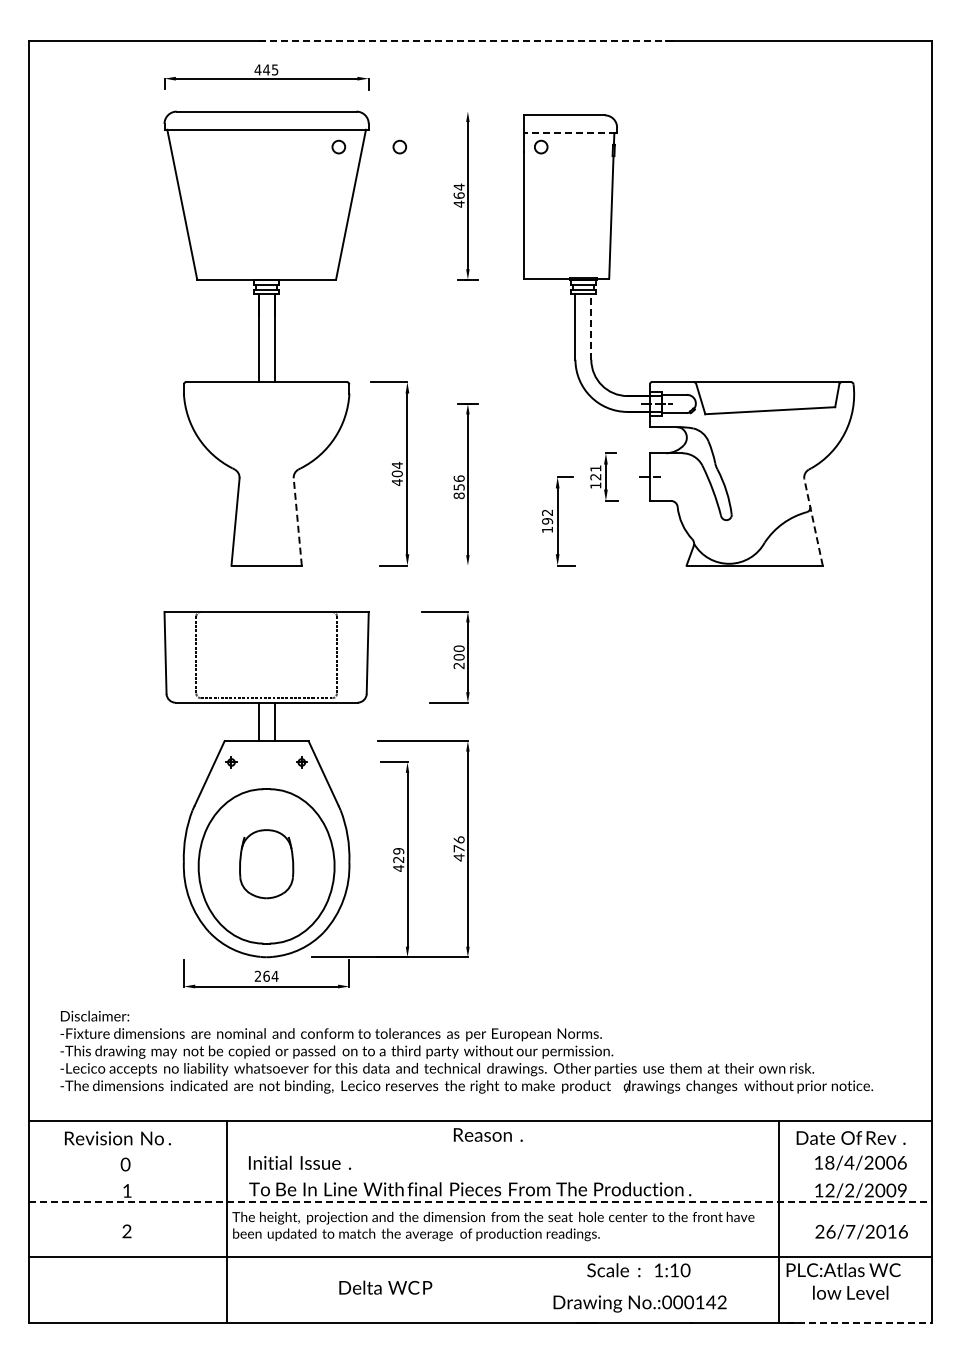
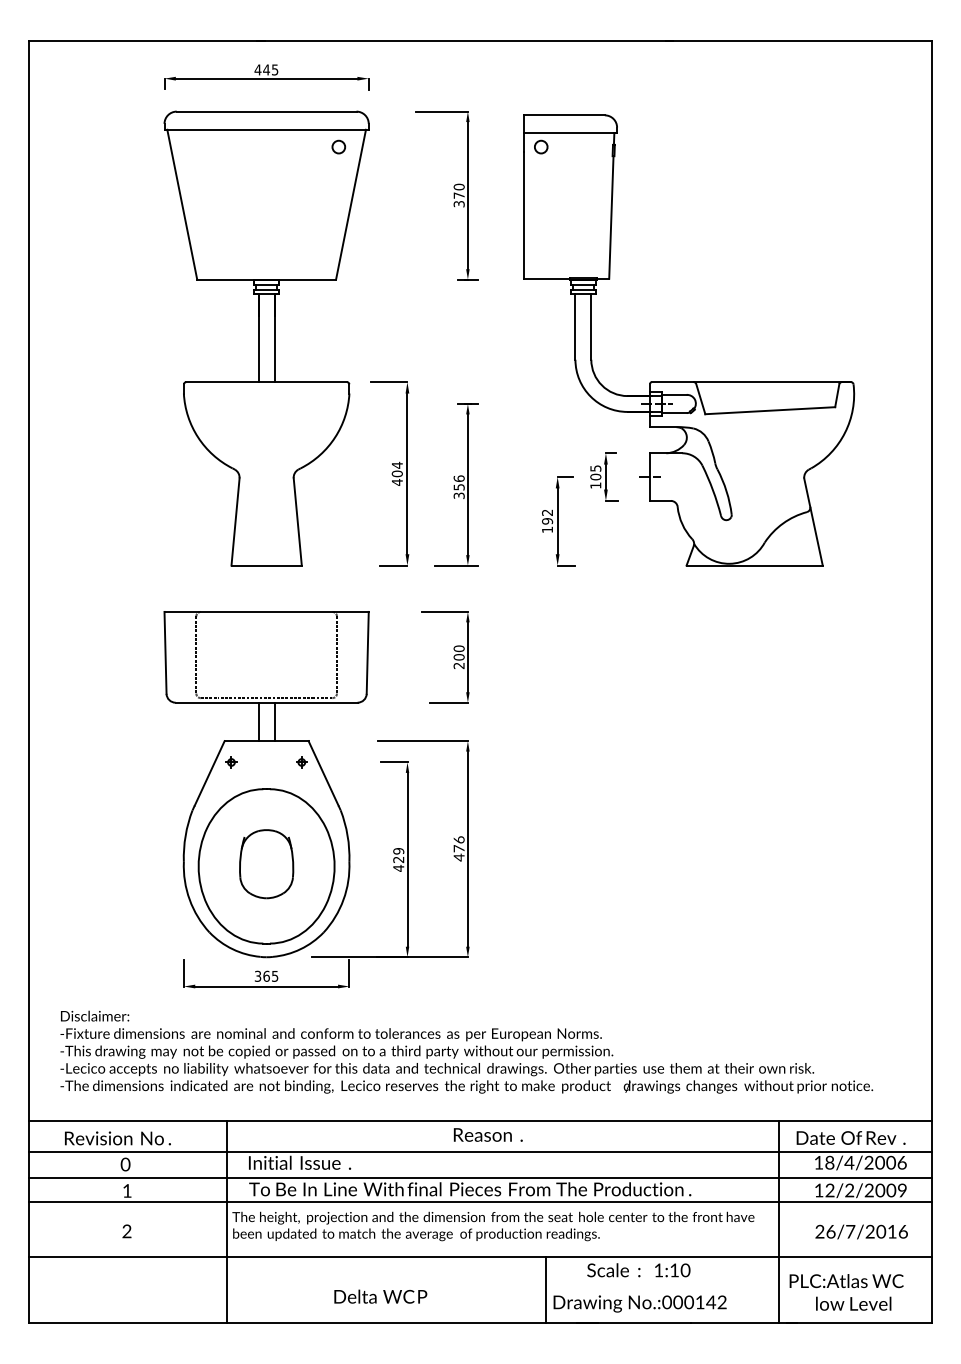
line: dashed -> solid (465, 40)
line: none -> present (441, 111)
line: dashed -> solid (569, 133)
circle: present -> none (399, 146)
text: 464 -> 370 (458, 195)
line: dashed -> solid (591, 327)
text: 121 -> 105 (595, 472)
text: 856 -> 356 (458, 495)
line: dashed -> solid (297, 521)
line: dashed -> solid (813, 521)
line: none -> present (456, 565)
text: 264 -> 365 (266, 976)
line: none -> present (480, 1151)
line: none -> present (480, 1178)
line: dashed -> solid (480, 1202)
text position: (843, 1281) -> (846, 1292) (846, 1292)
text position: (385, 1287) -> (380, 1296) (380, 1296)
line: none -> present (546, 1290)
line: dashed -> solid (859, 1323)
